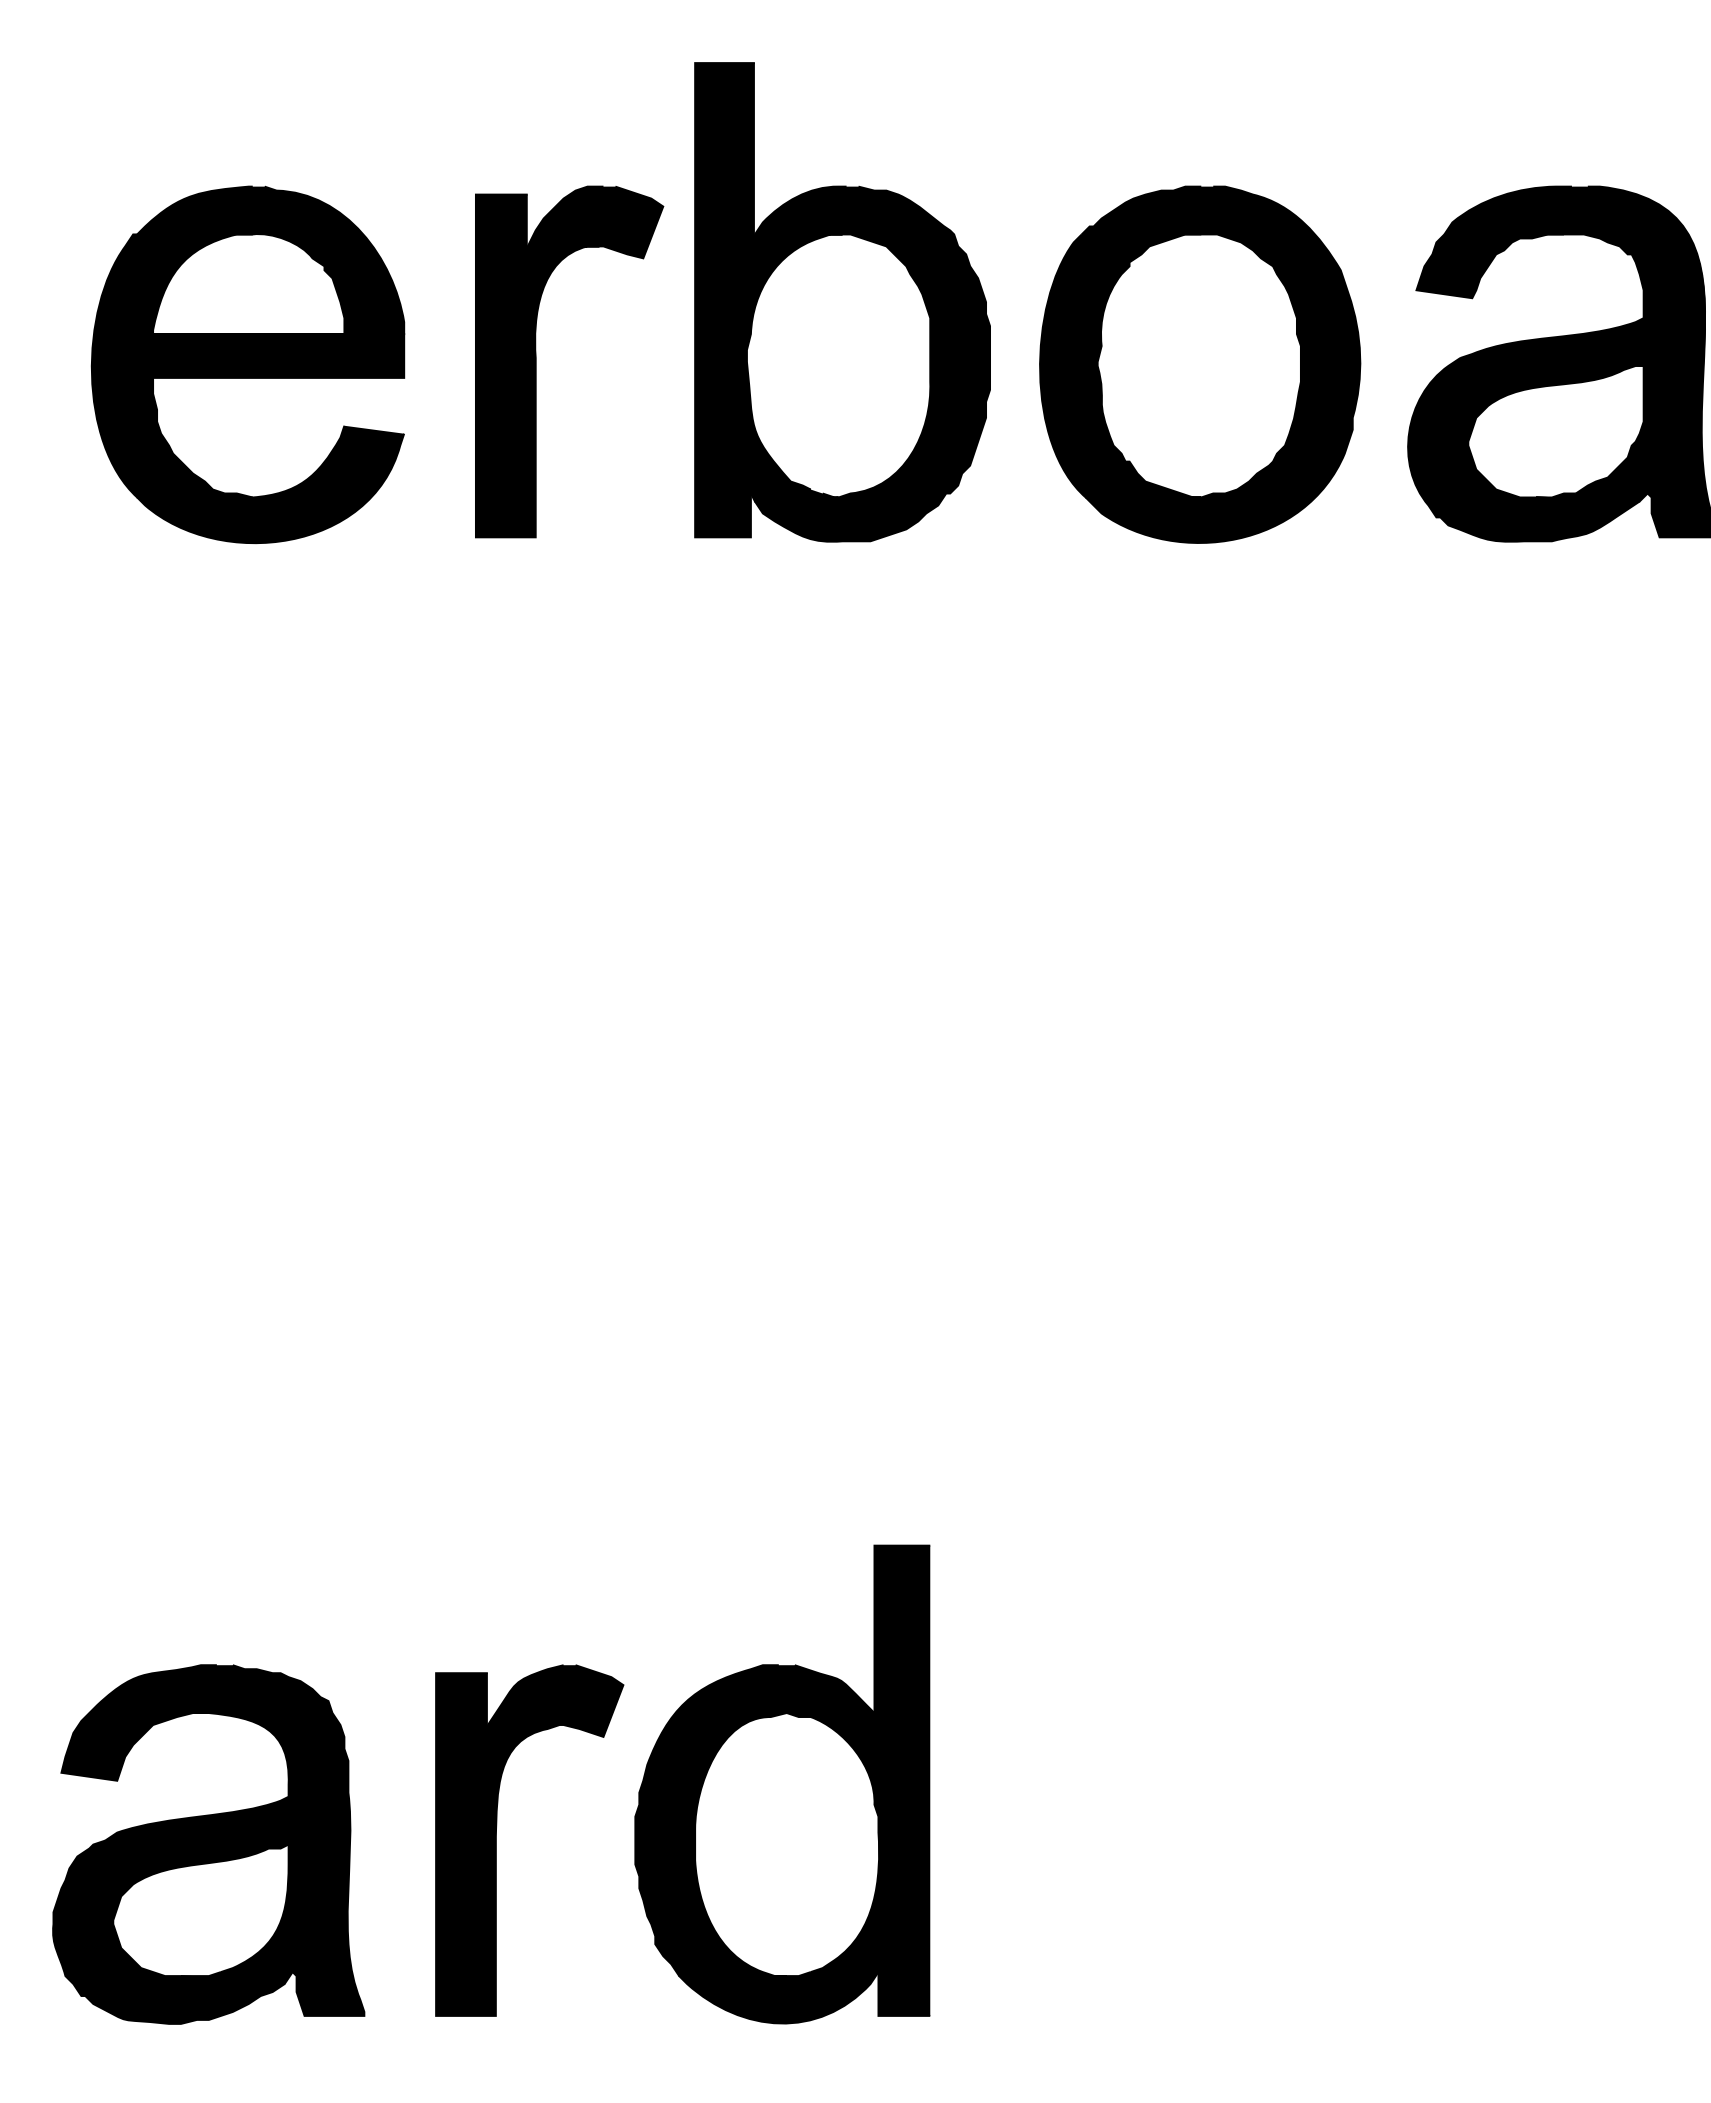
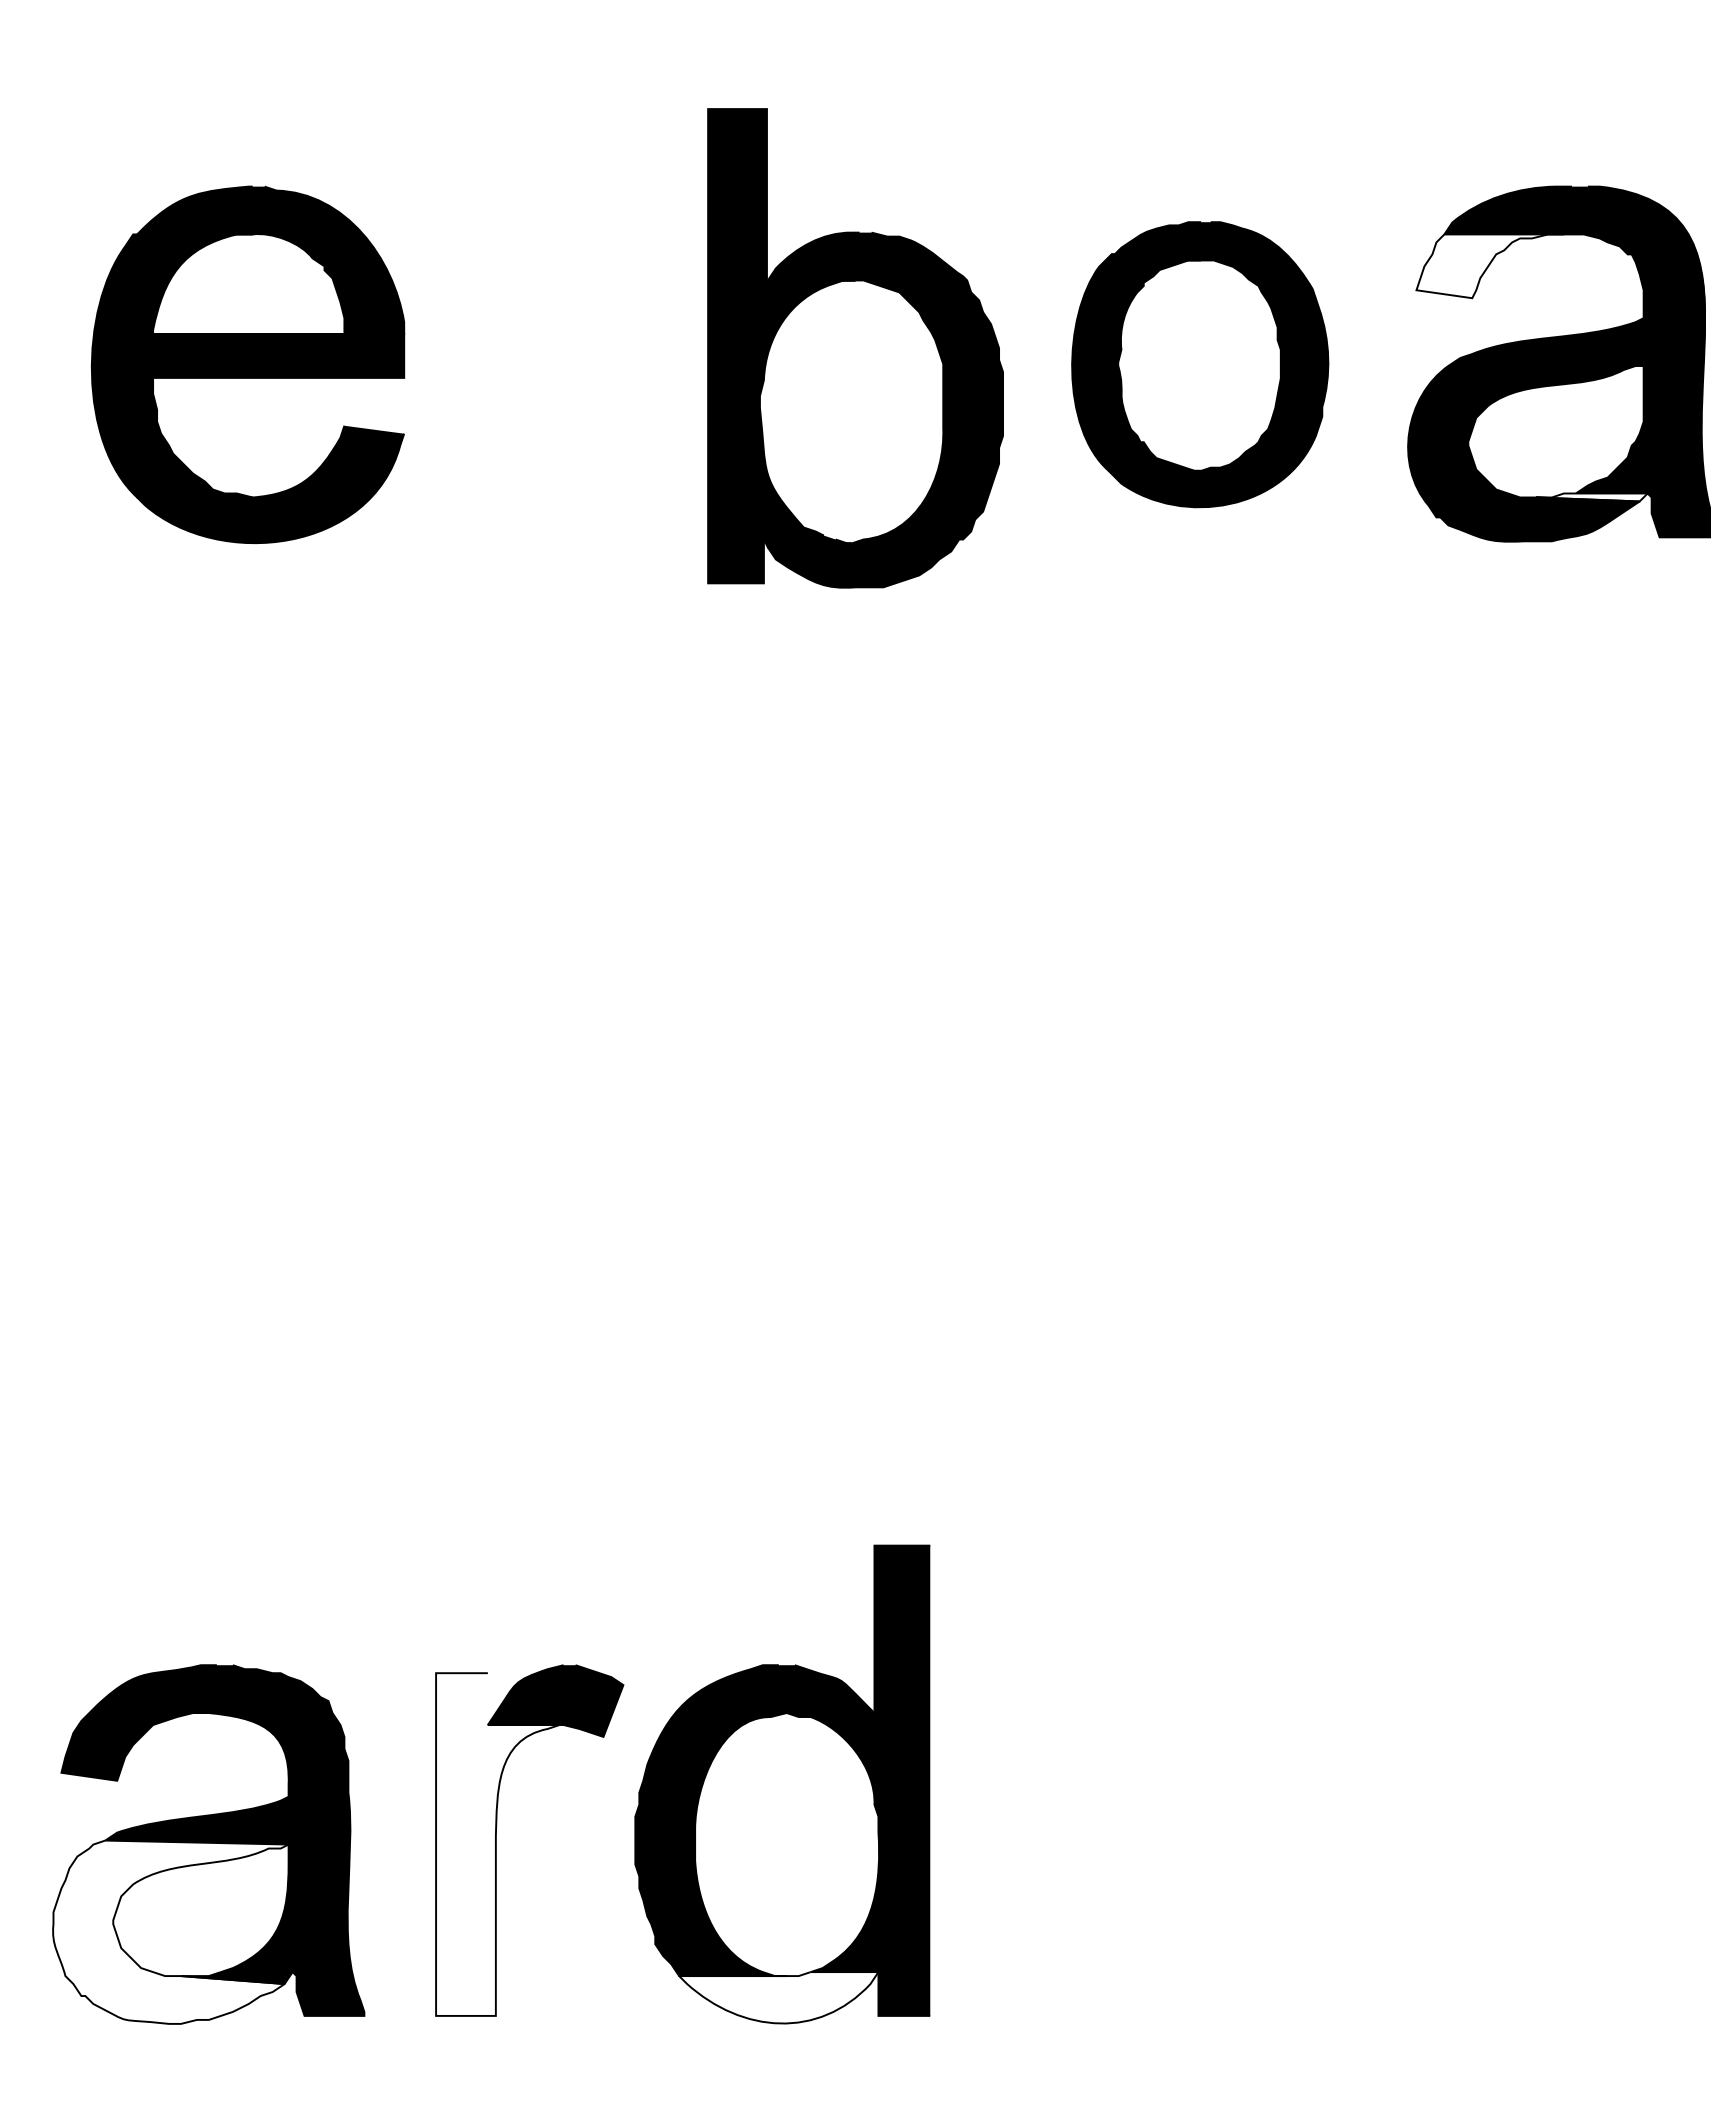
fill: present -> none (1489, 266)
part position: (842, 302) -> (855, 348) (855, 348)
part: present -> none (536, 361)
part size: 323x359 px -> 259x288 px (1200, 364)
fill: present -> none (1591, 497)
fill: present -> none (497, 1844)
fill: present -> none (170, 1931)
fill: present -> none (778, 1997)
